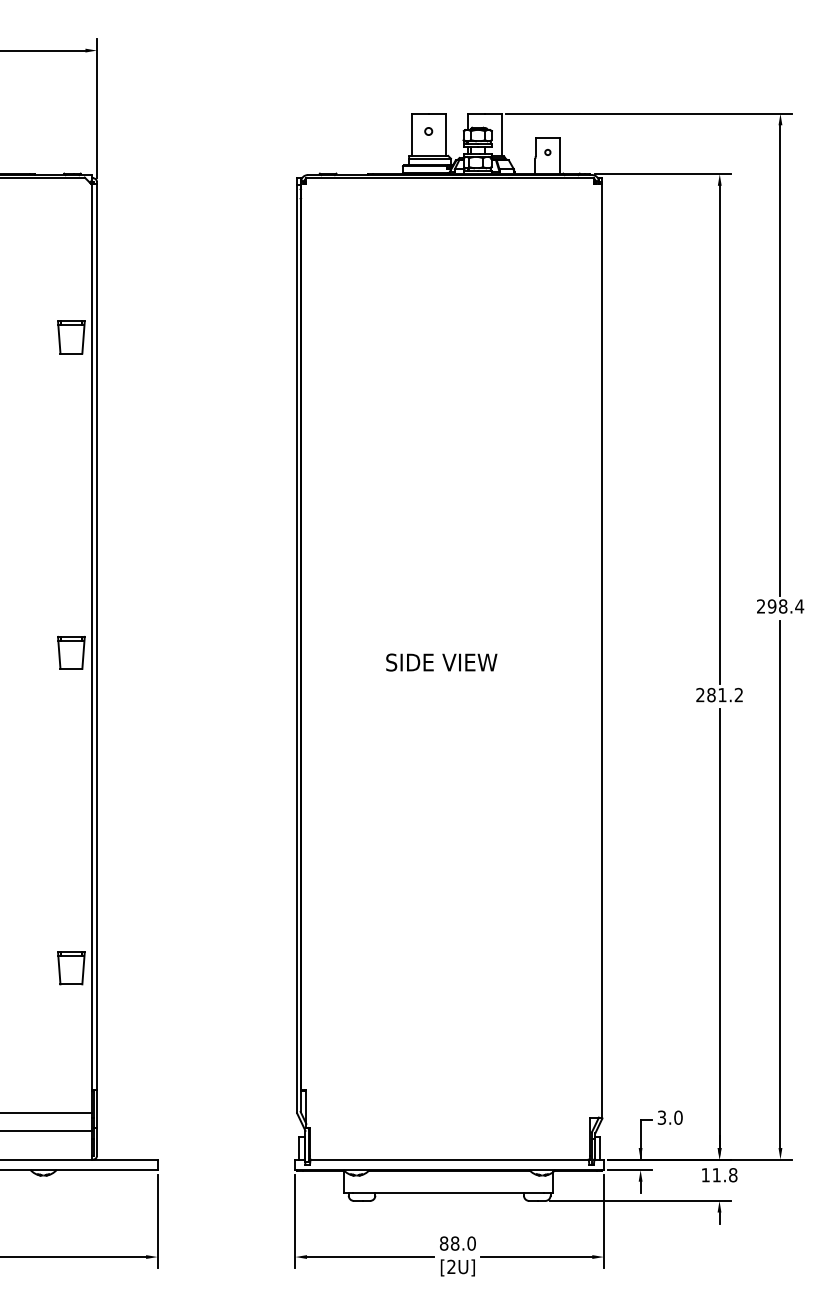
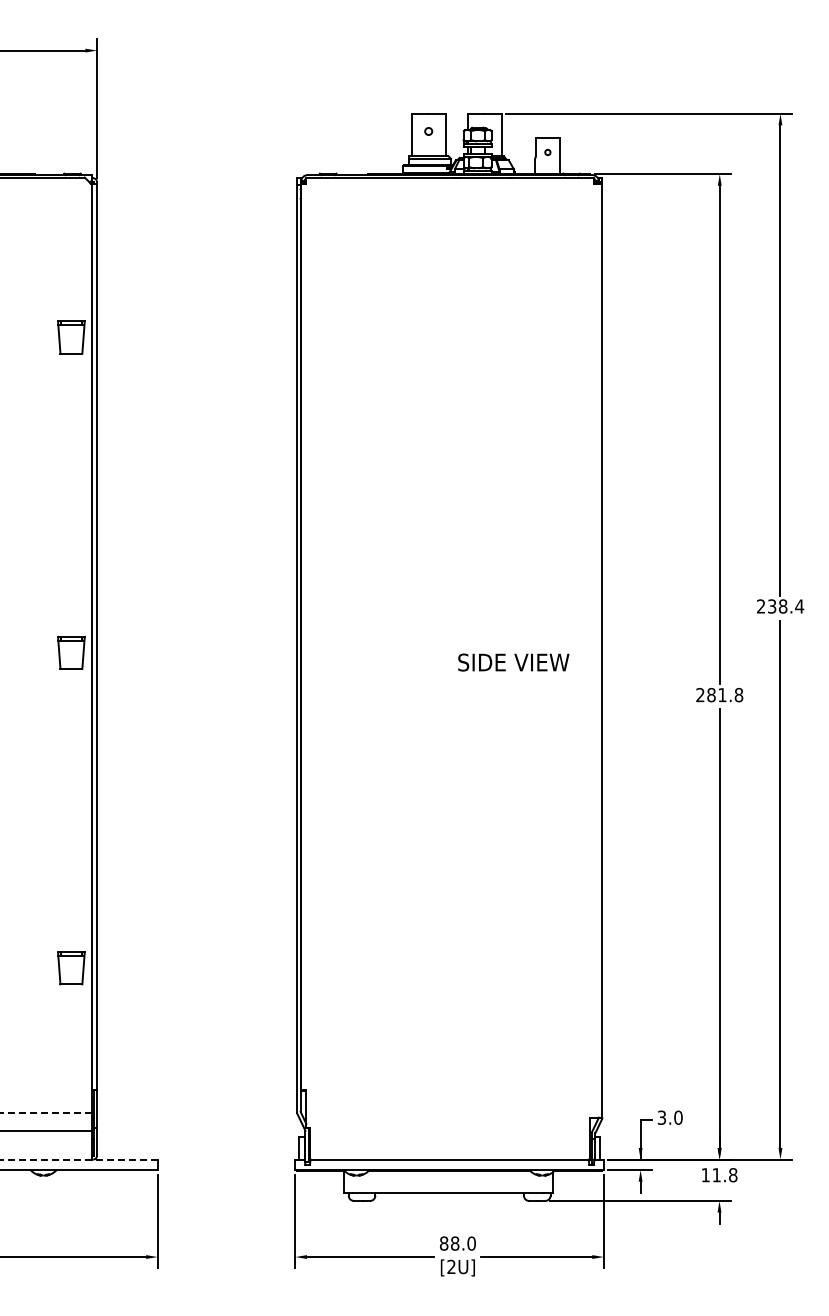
text: 298.4 -> 238.4 (771, 606)
text position: (441, 662) -> (513, 662) (513, 662)
text: 281.2 -> 281.8 (738, 695)
line: solid -> dashed (45, 1113)
line: solid -> dashed (78, 1159)
